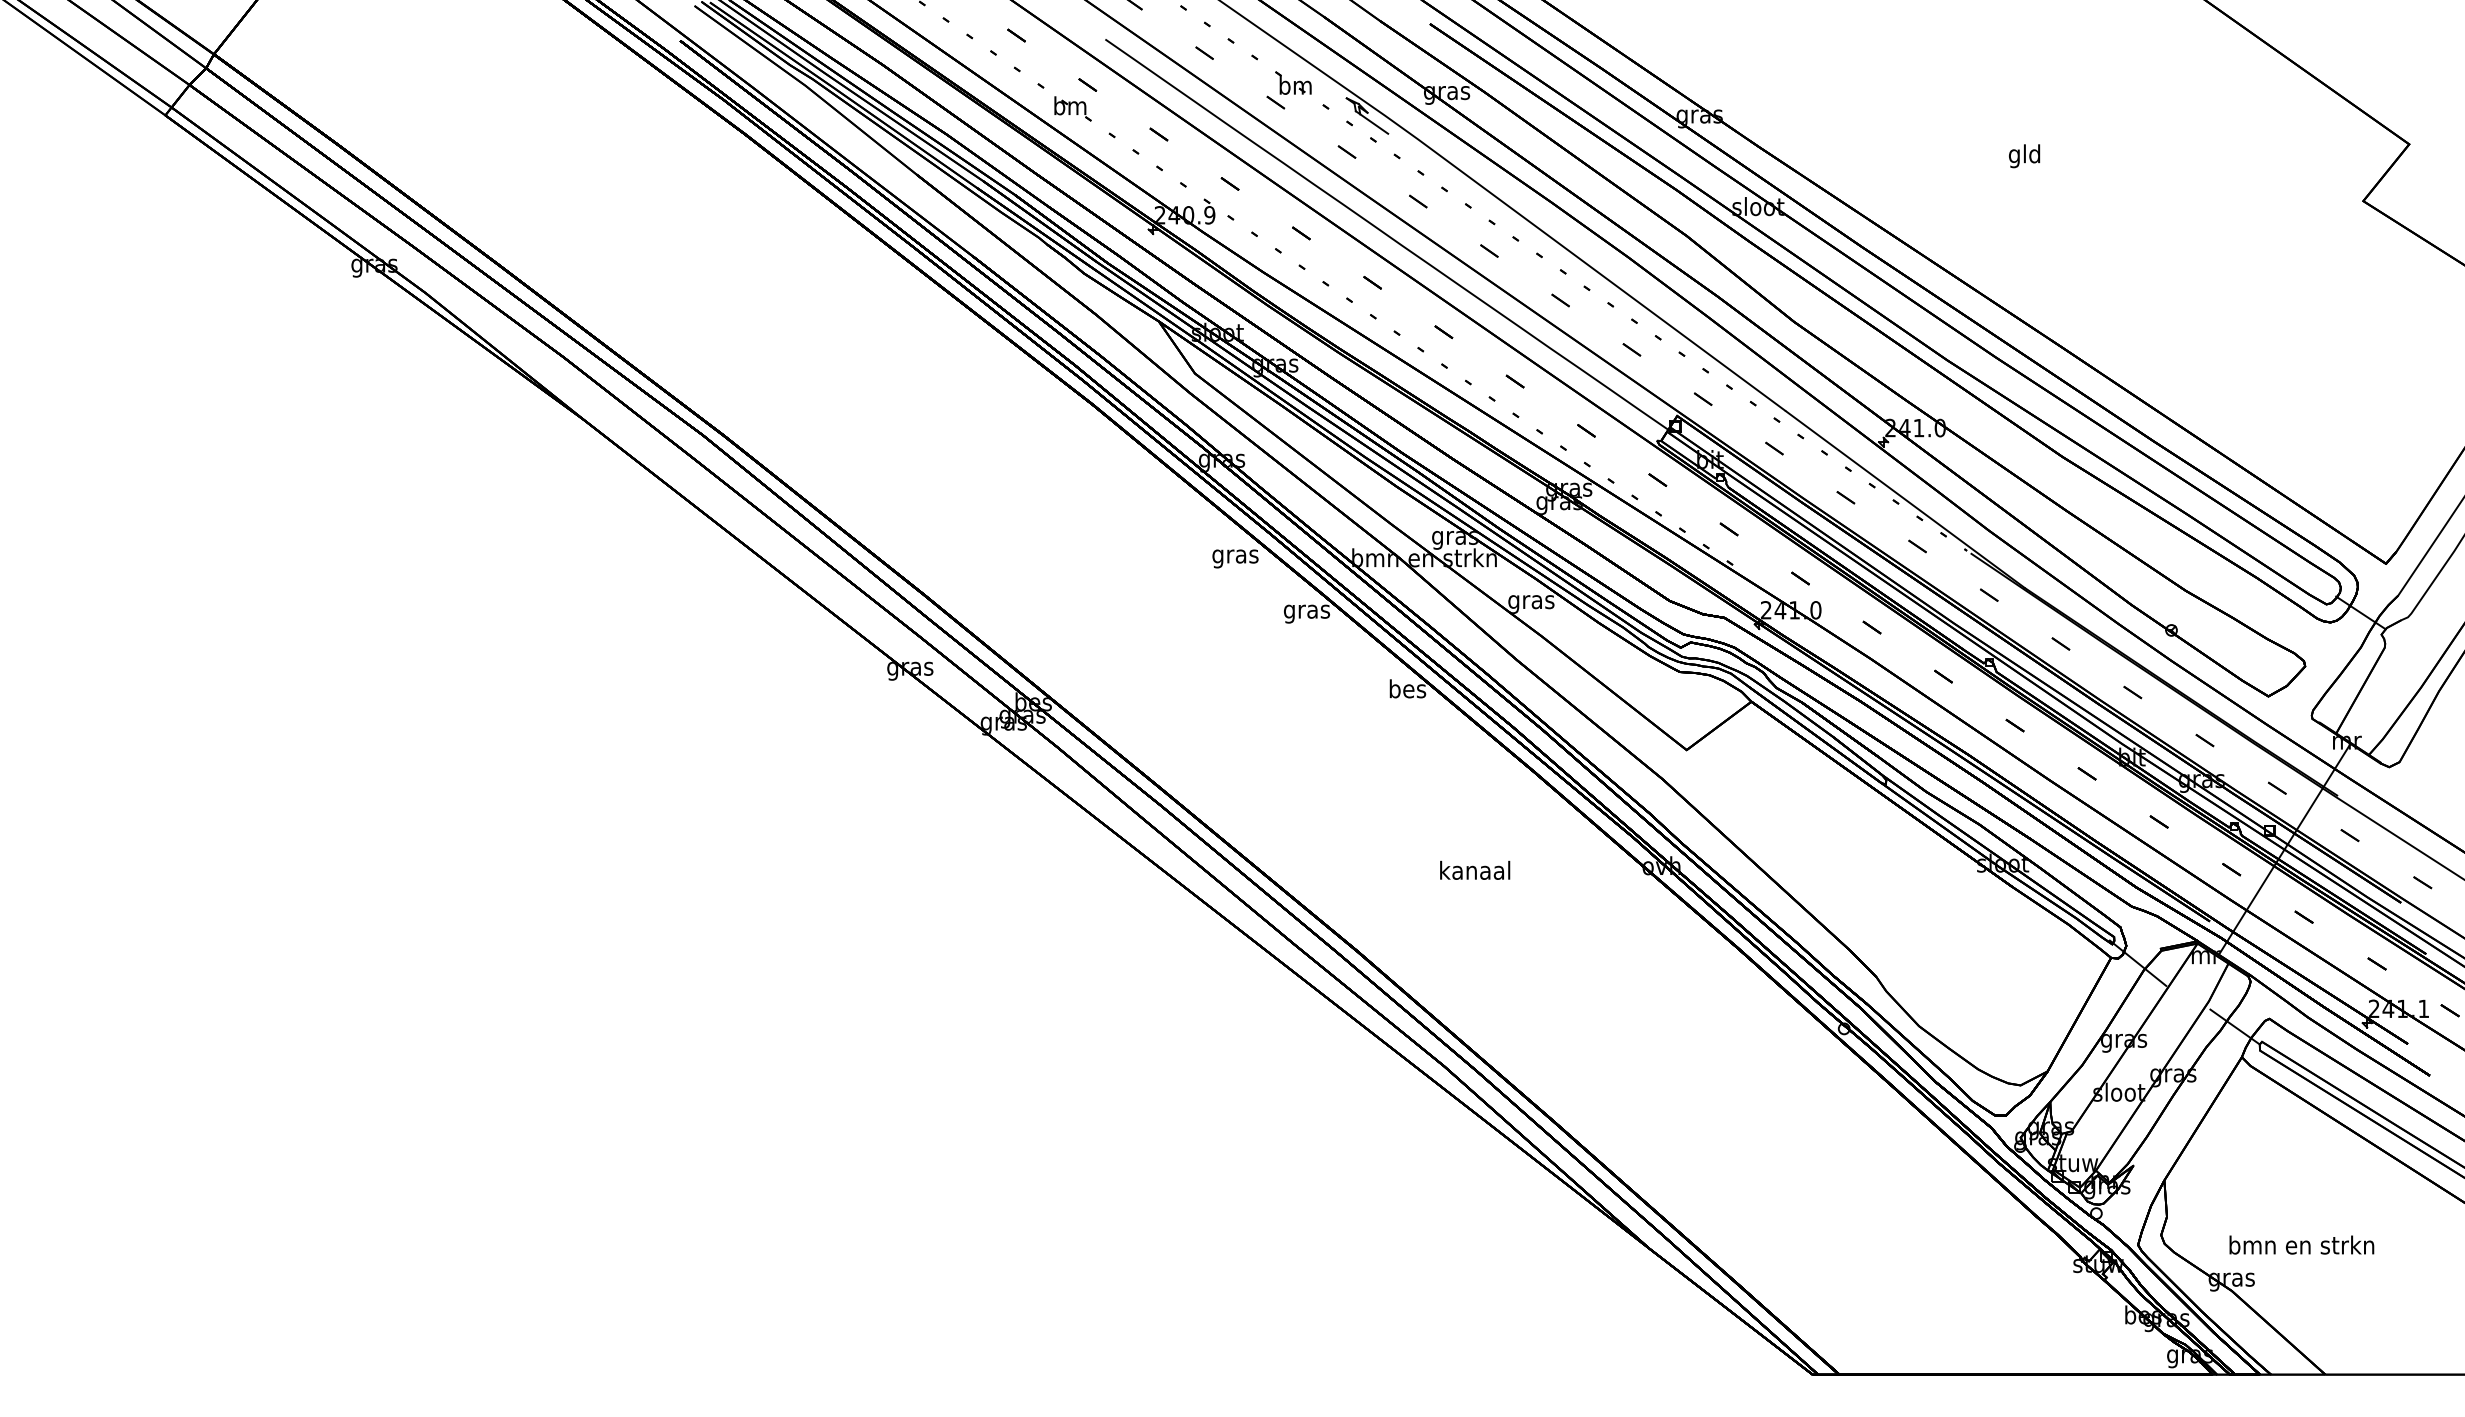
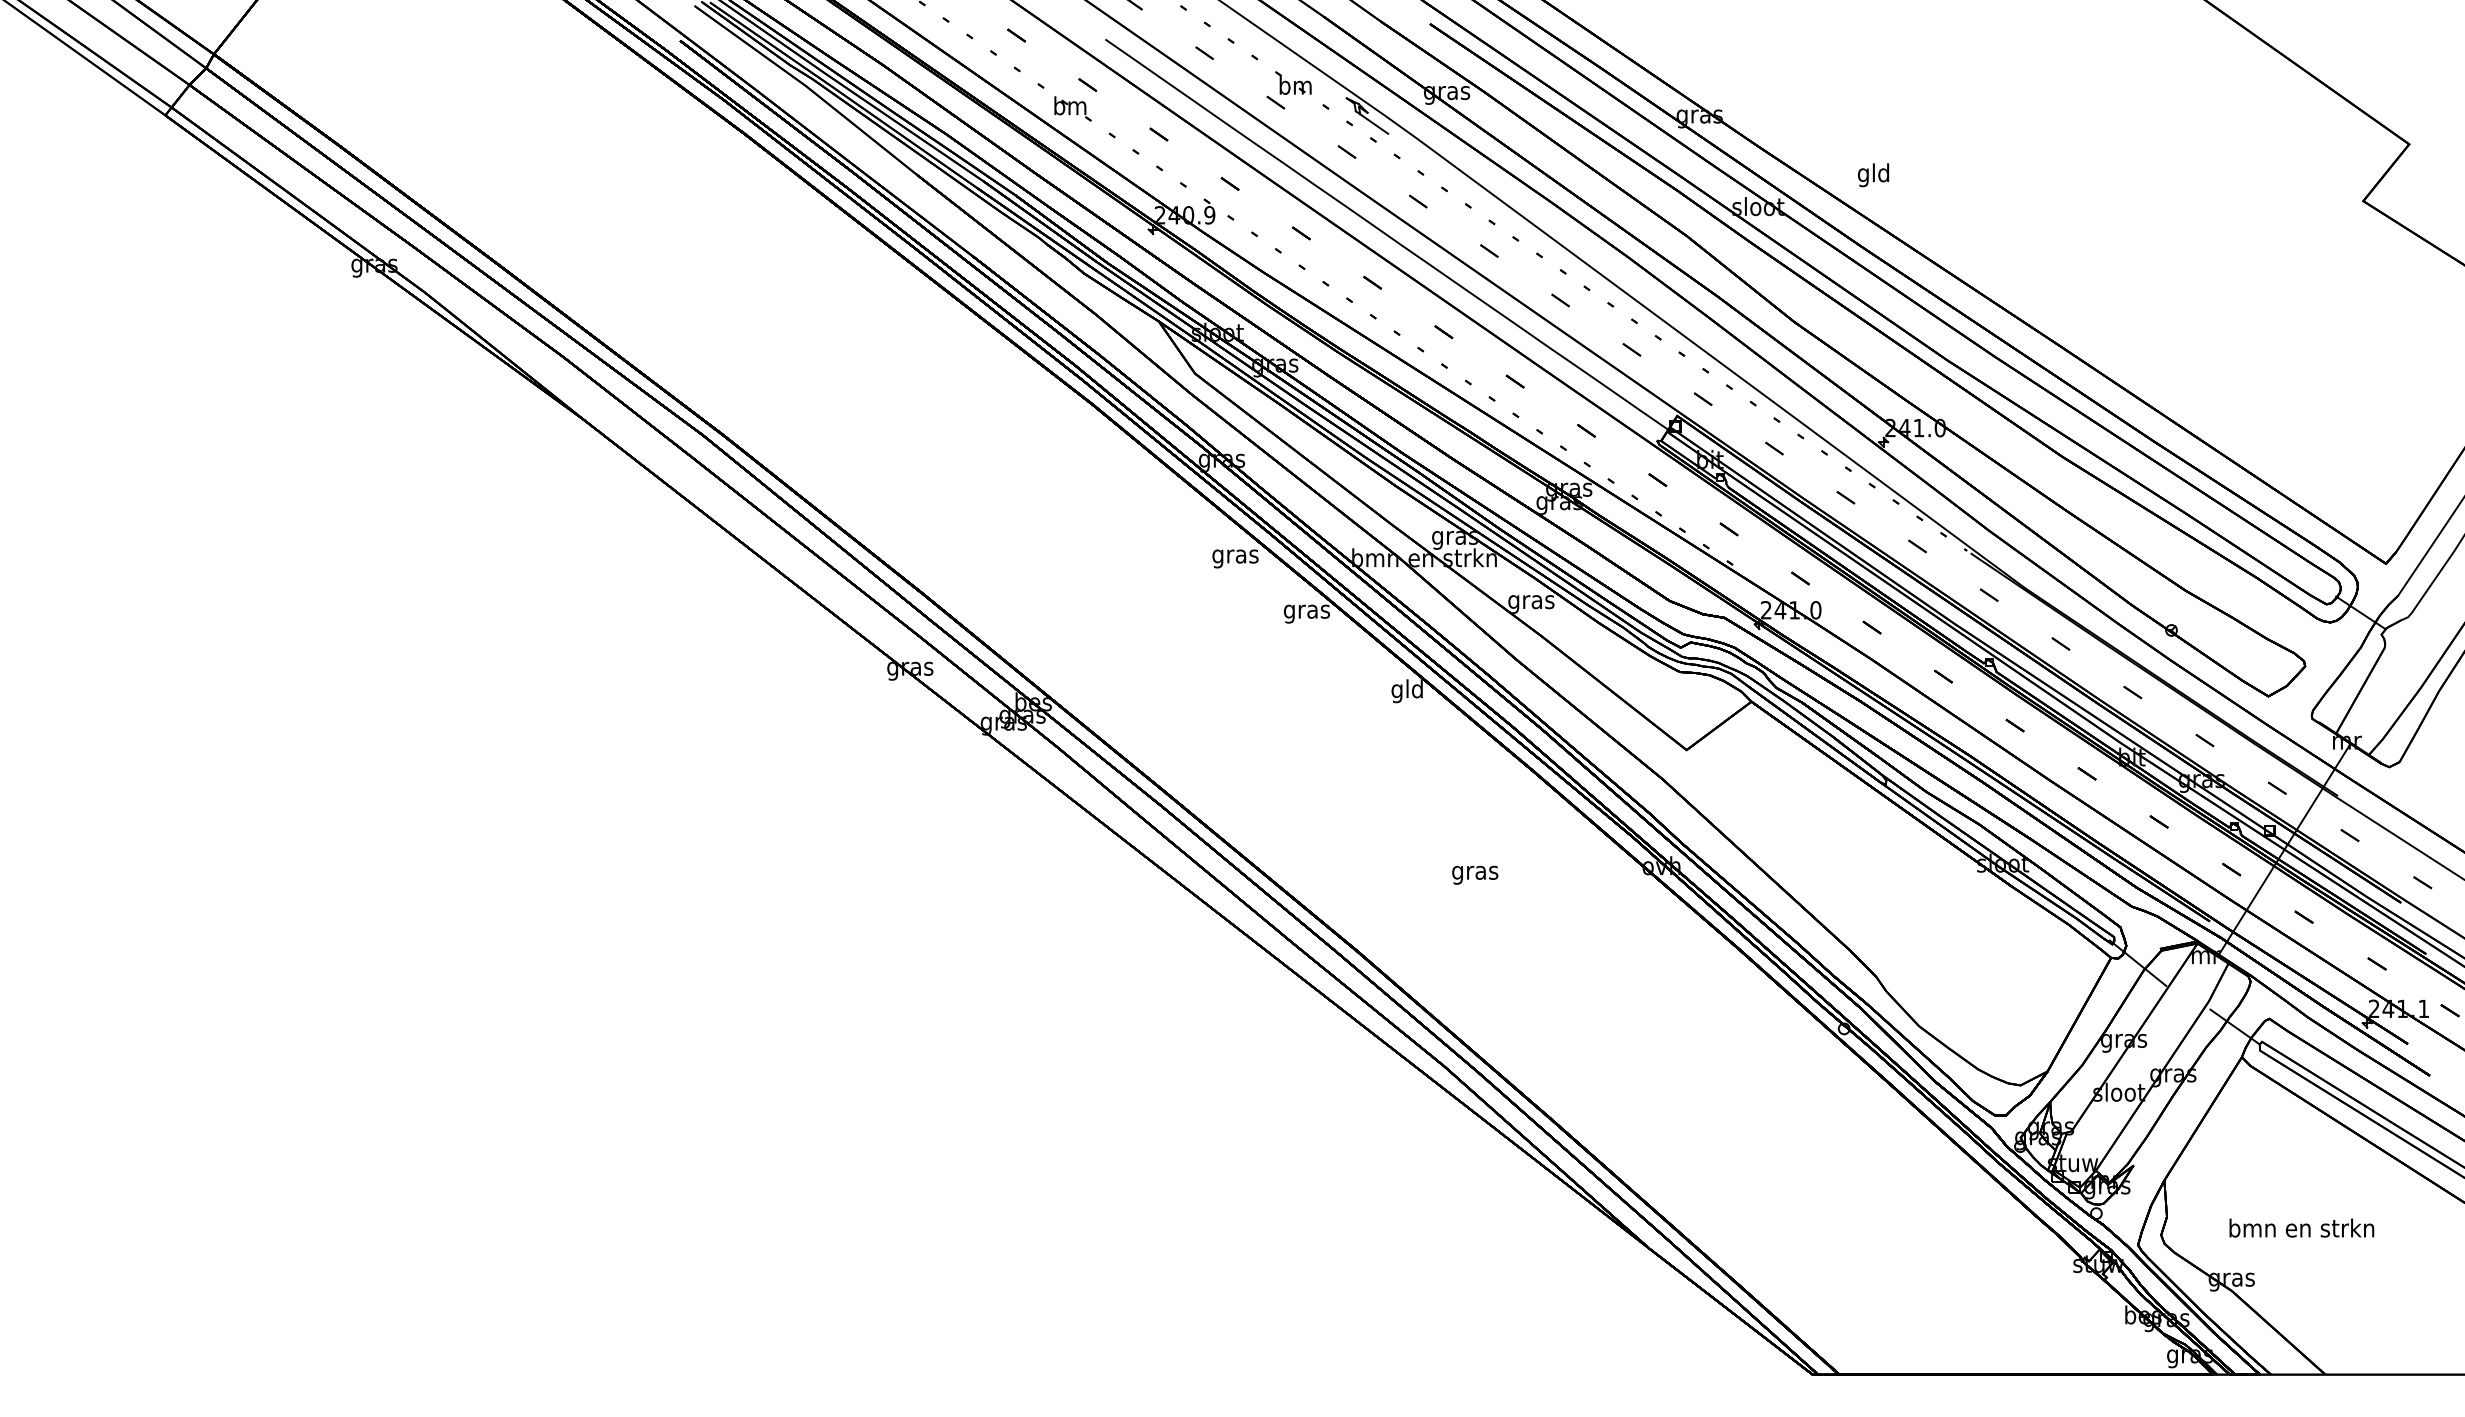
text position: (2024, 156) -> (1873, 175) (1873, 175)
text: bes -> gld (1407, 691)
text: kanaal -> gras (1475, 872)
text position: (2301, 1244) -> (2301, 1227) (2301, 1227)
